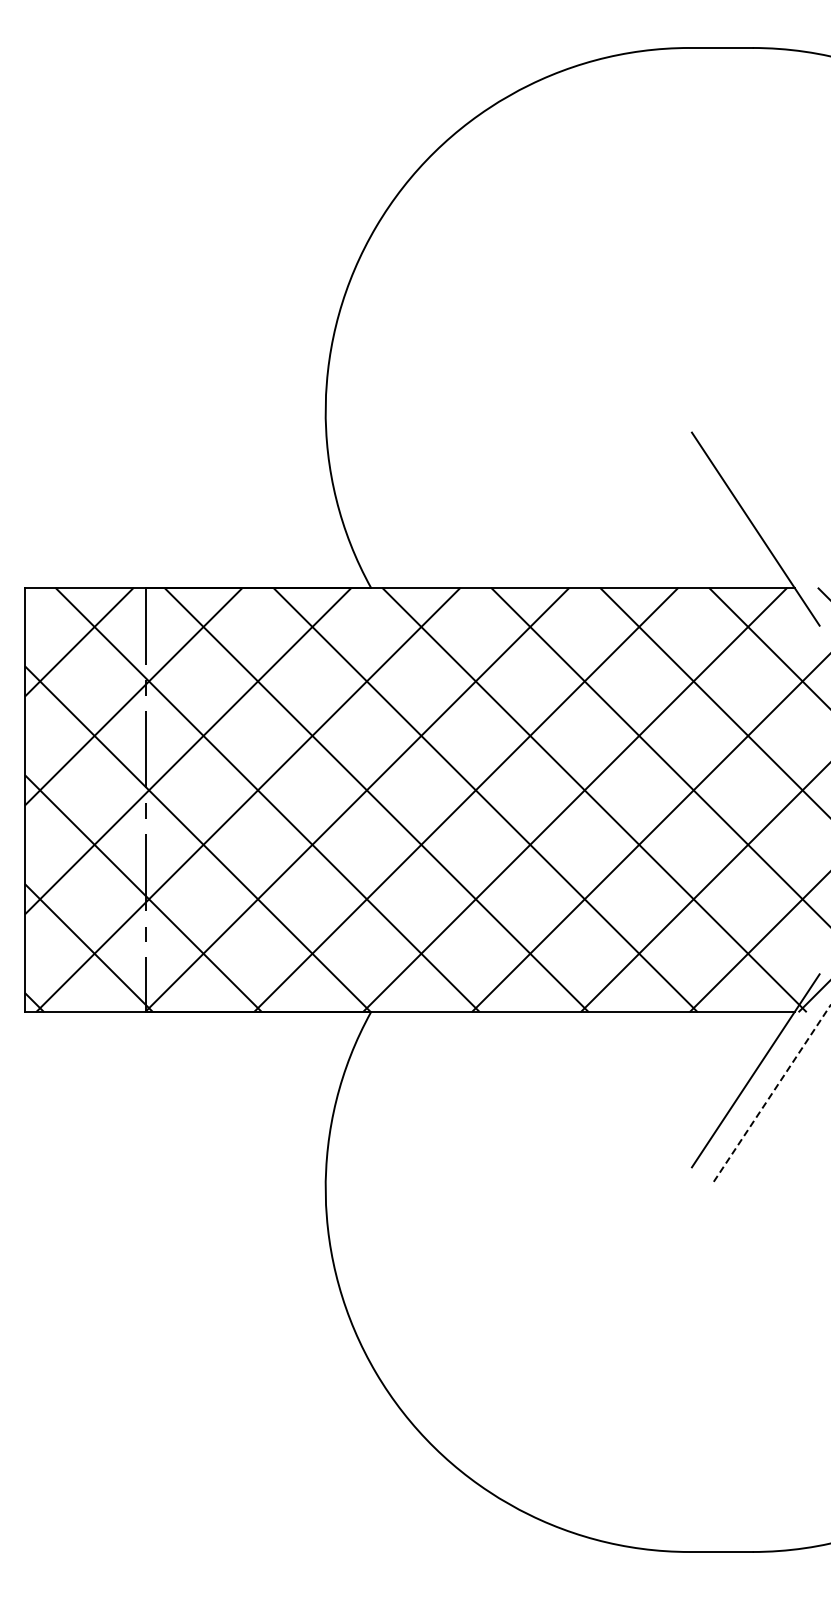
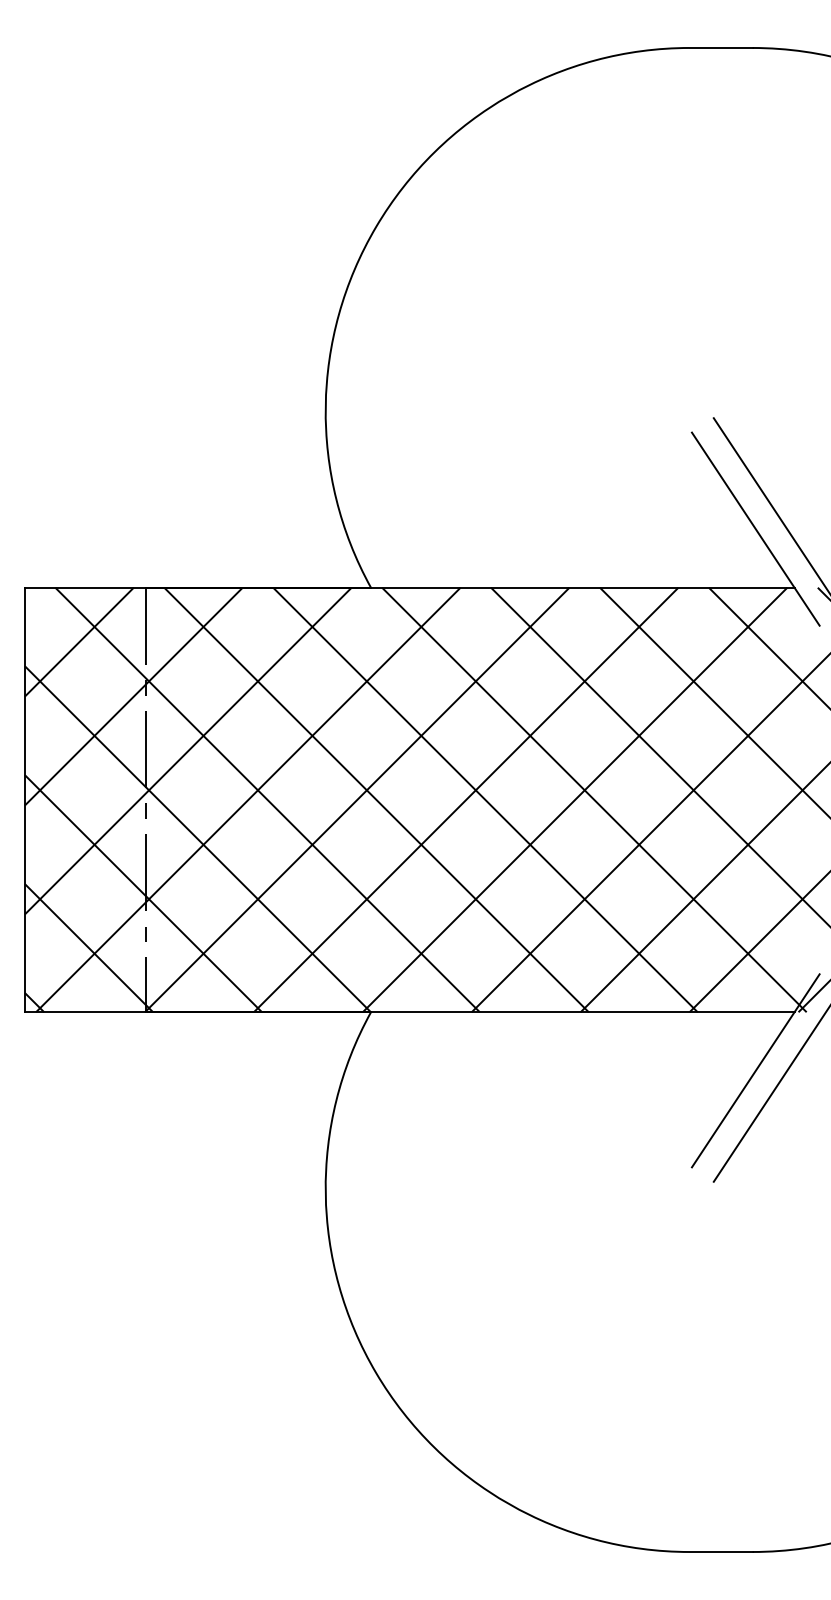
line: none -> present (770, 504)
line: dashed -> solid (772, 1093)
